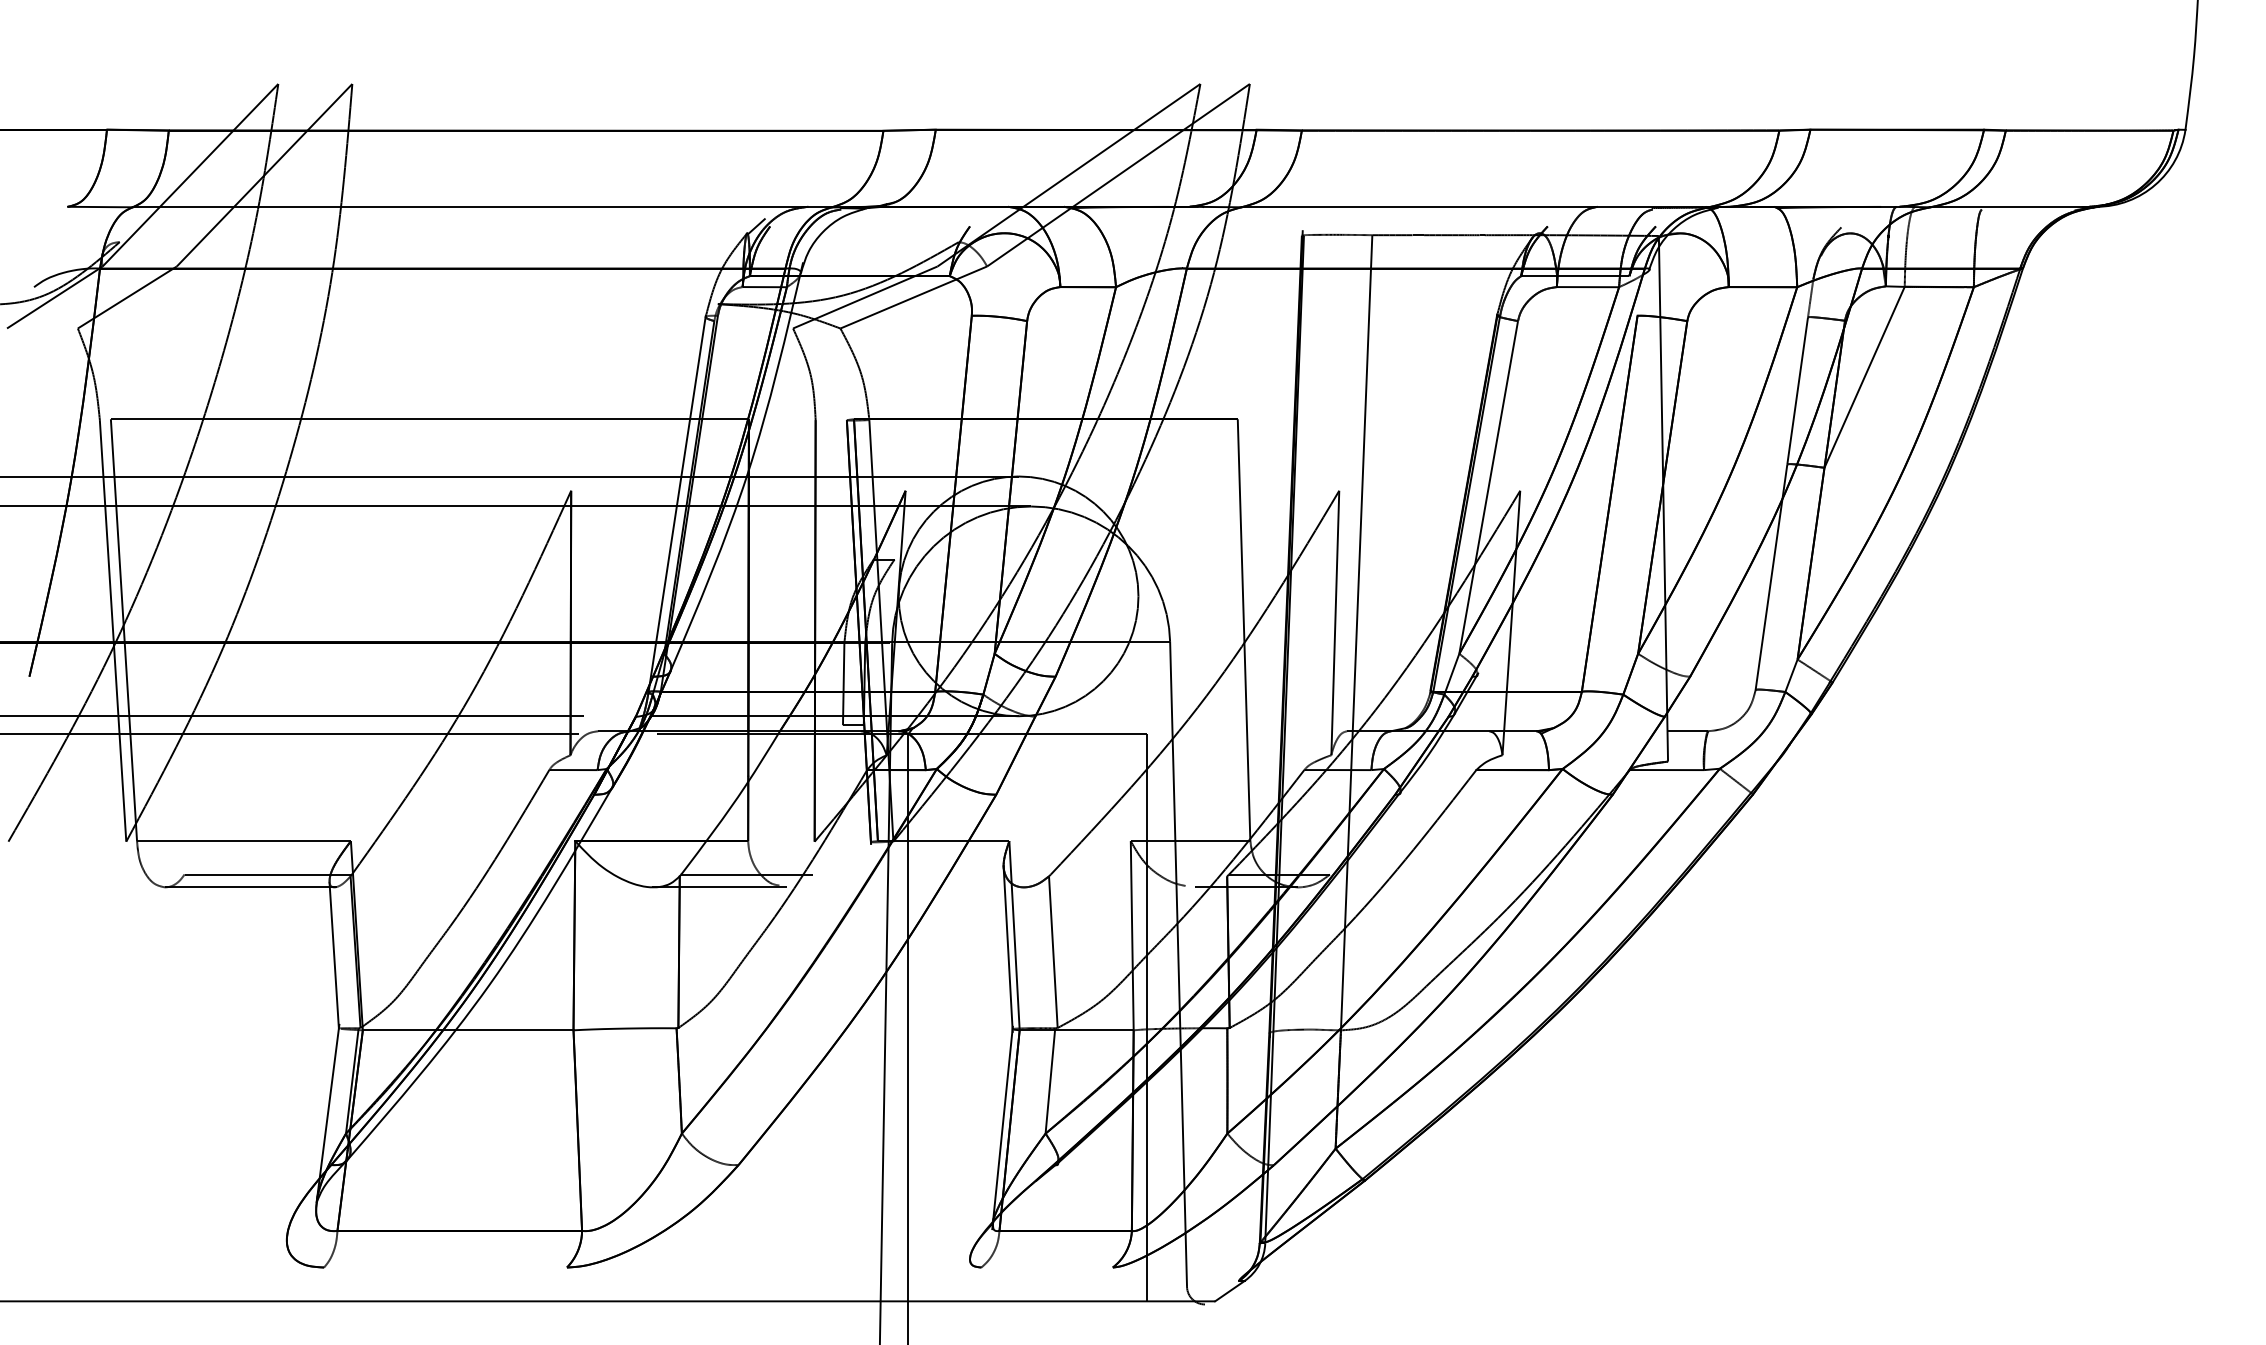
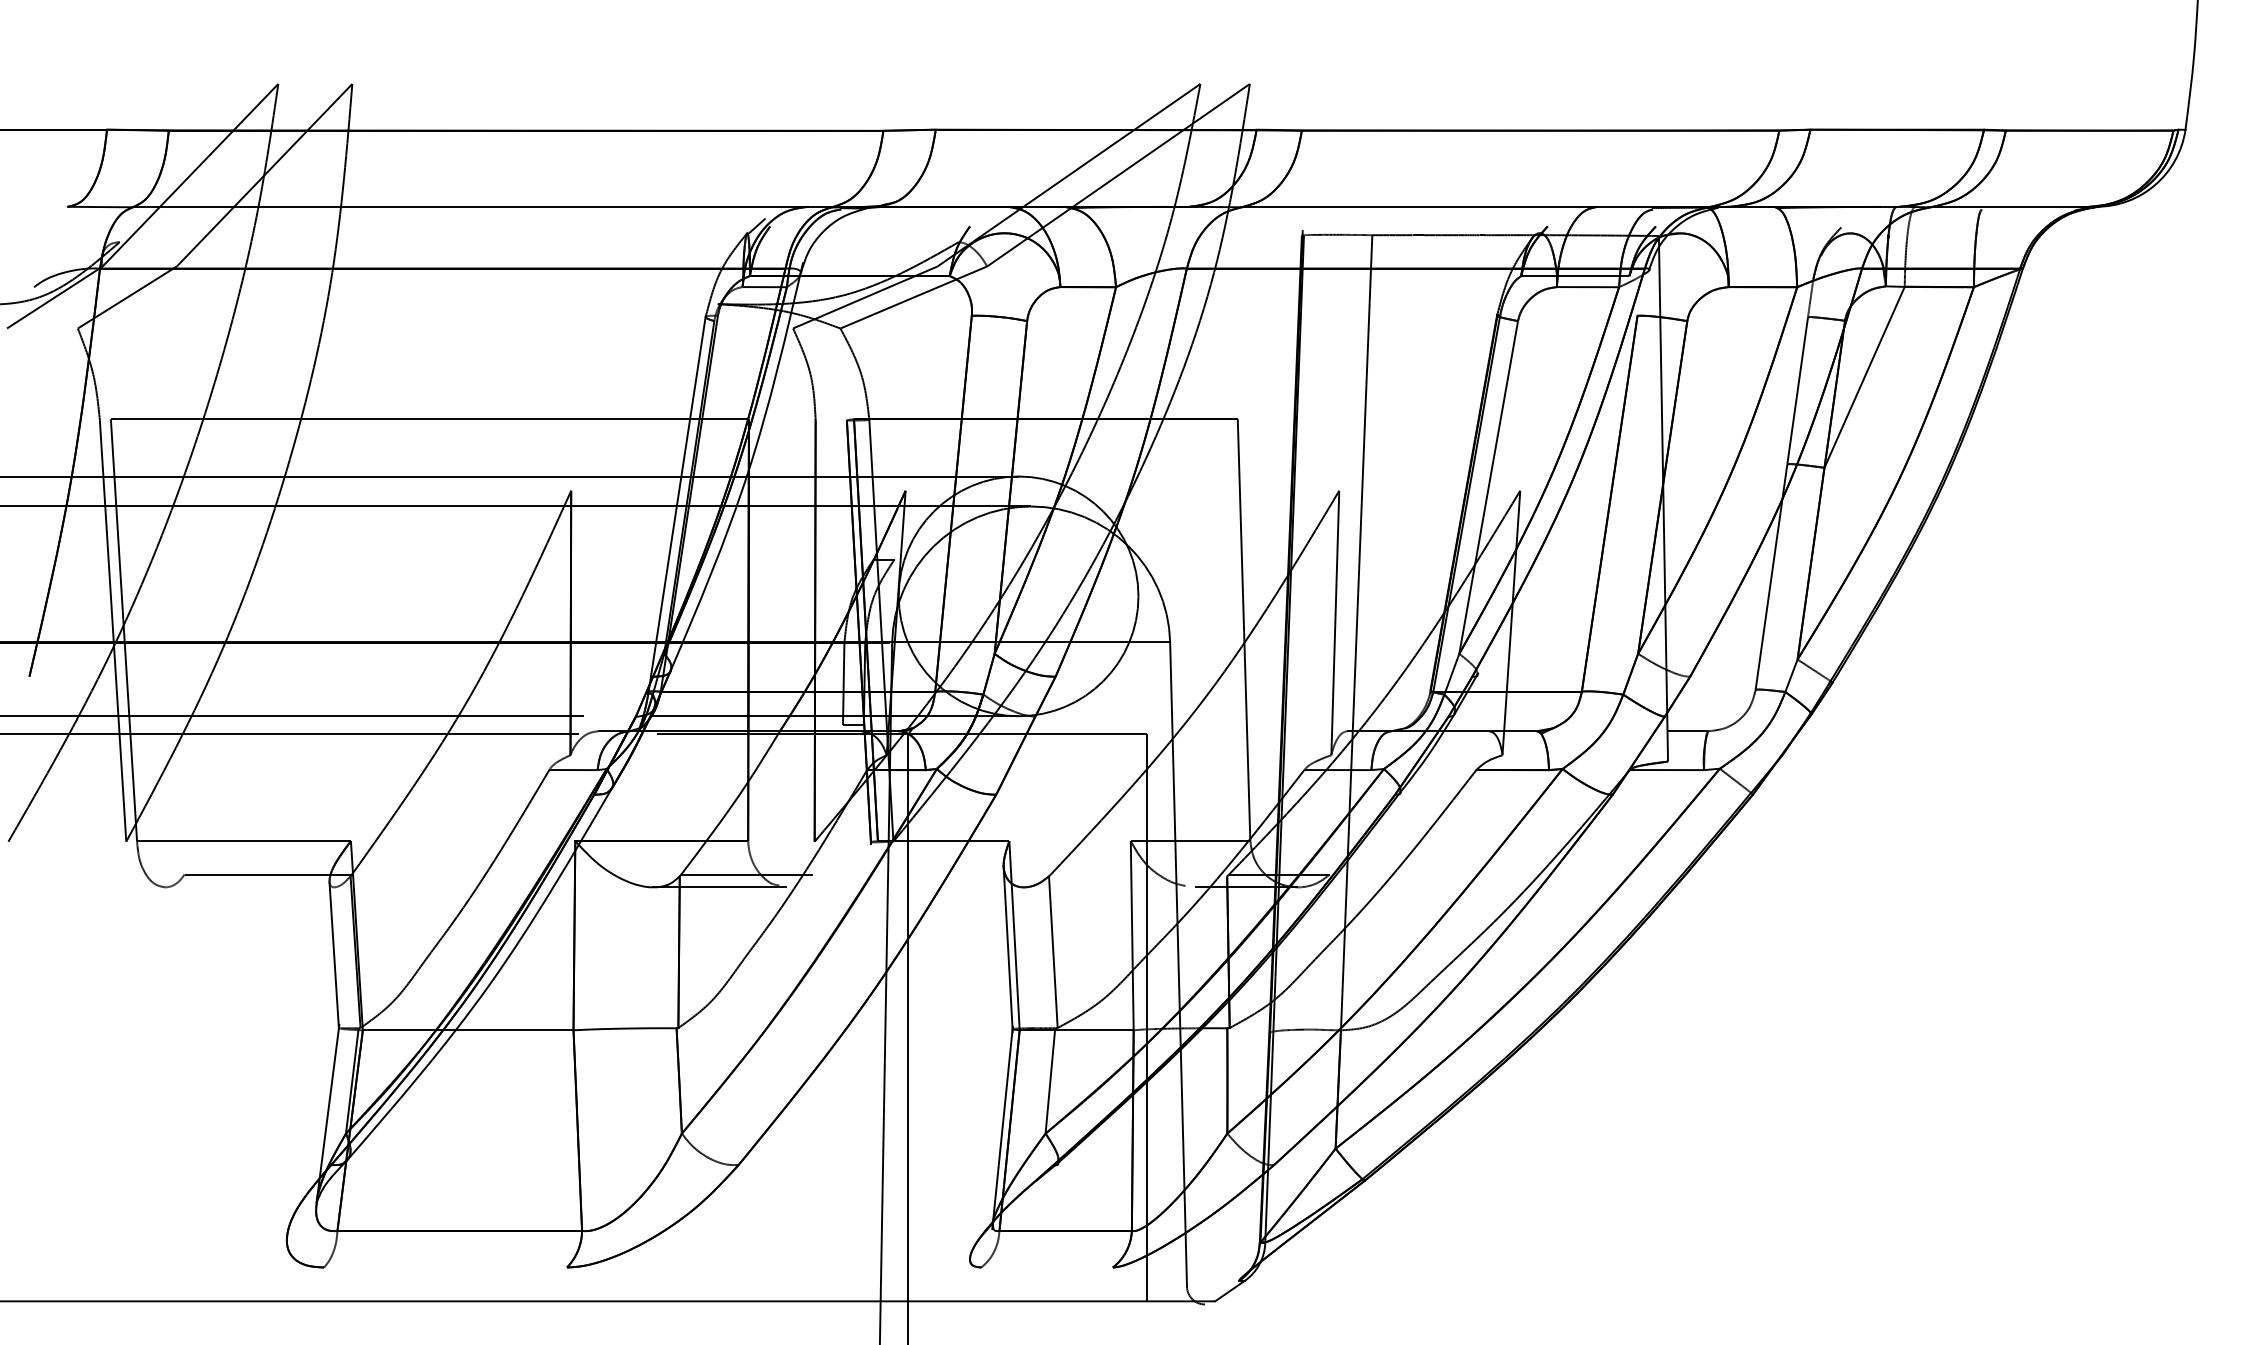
line: present -> none (251, 887)
